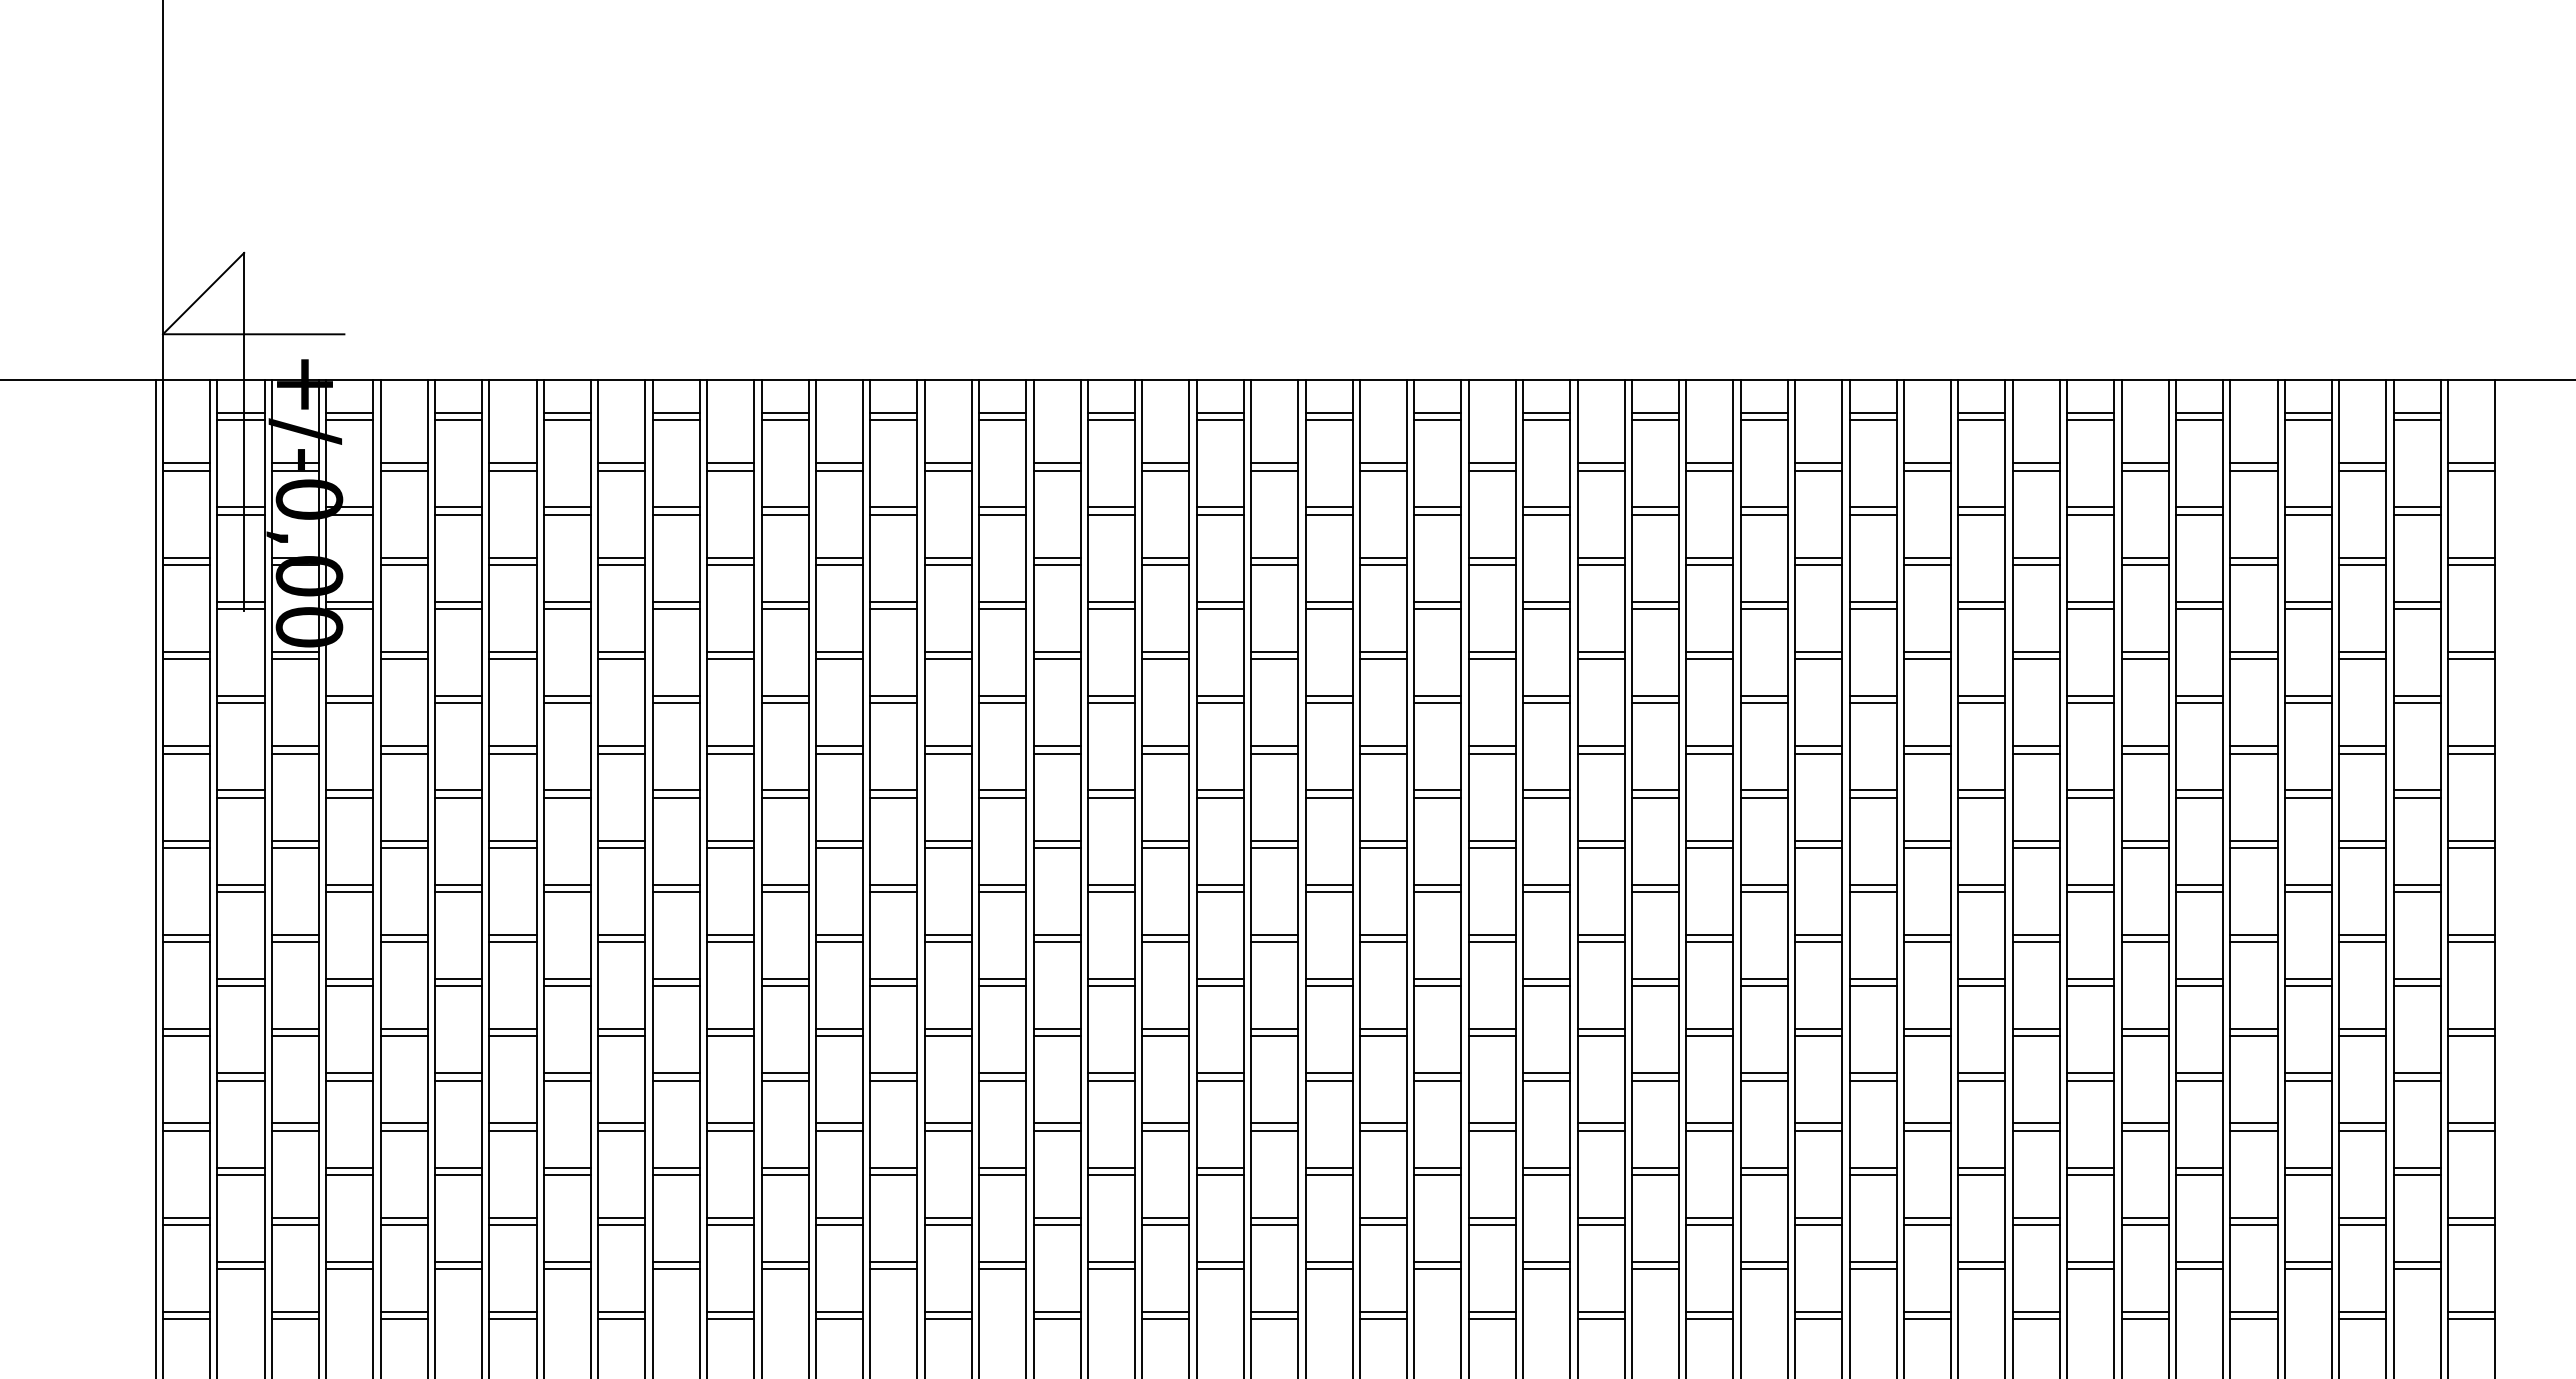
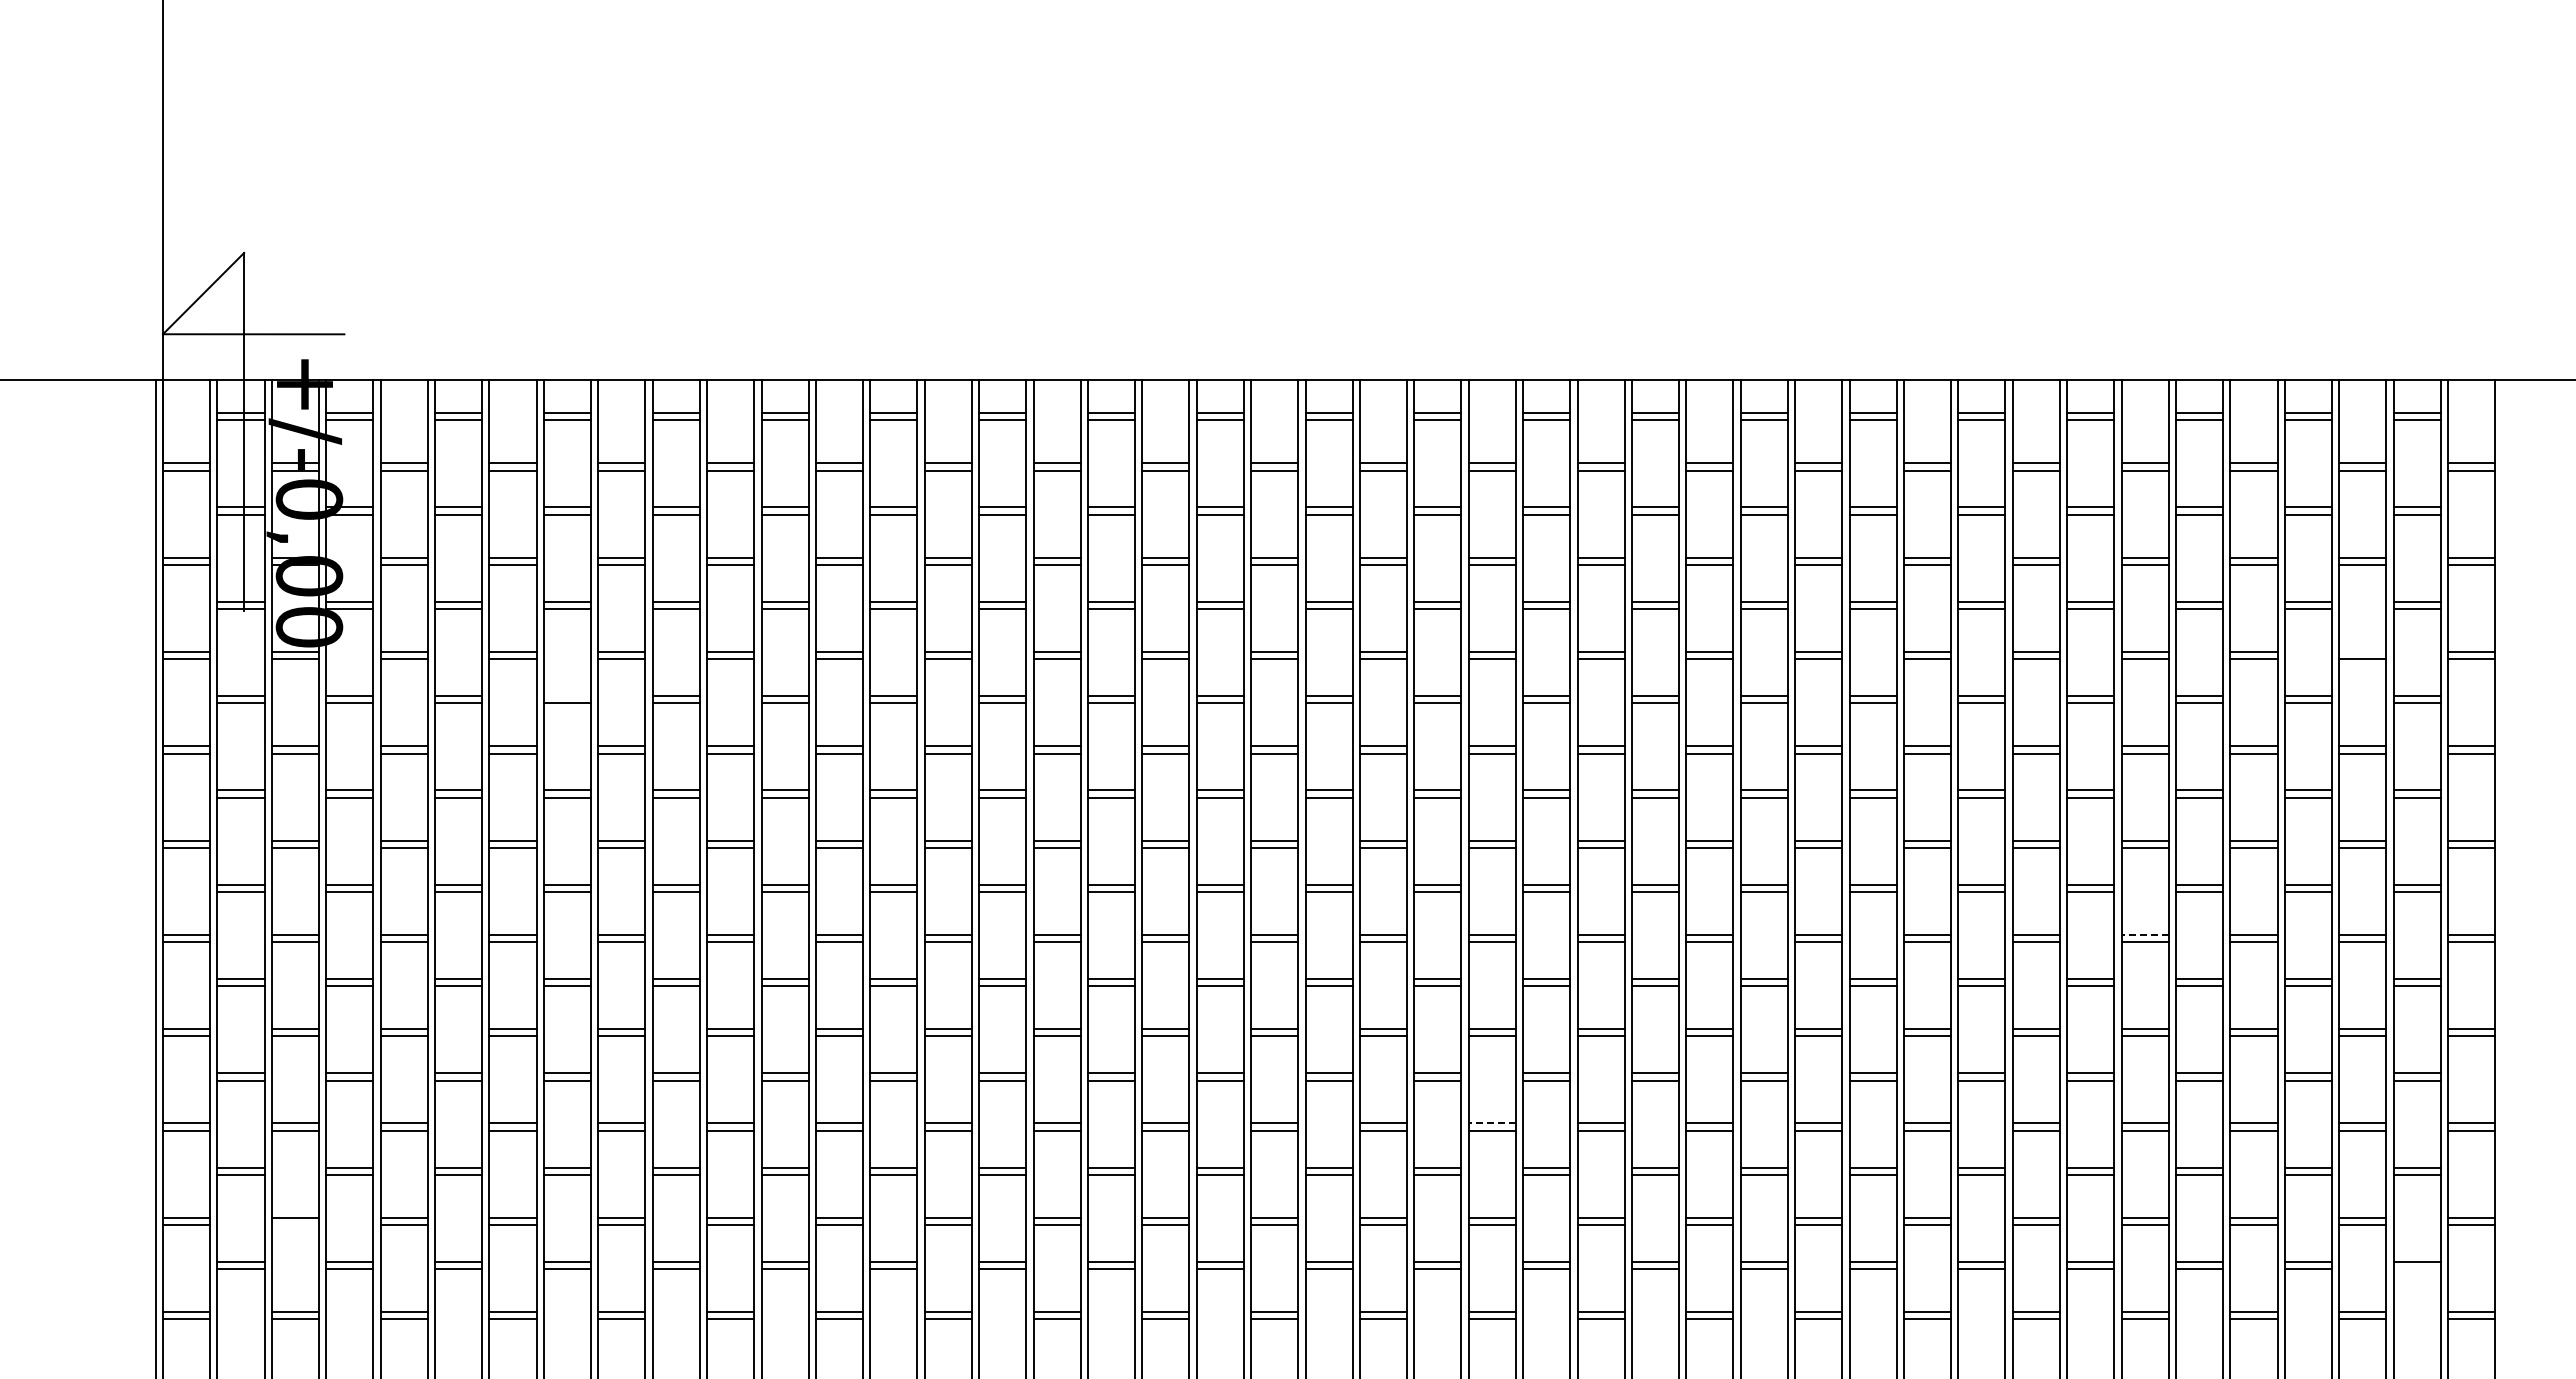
line: present -> none (2362, 651)
line: present -> none (567, 696)
line: solid -> dashed (2145, 934)
line: solid -> dashed (1492, 1123)
line: present -> none (295, 1225)
line: present -> none (2416, 1269)
